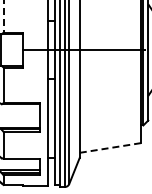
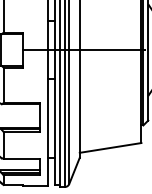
line: dashed -> solid (3, 16)
line: dashed -> solid (111, 147)
